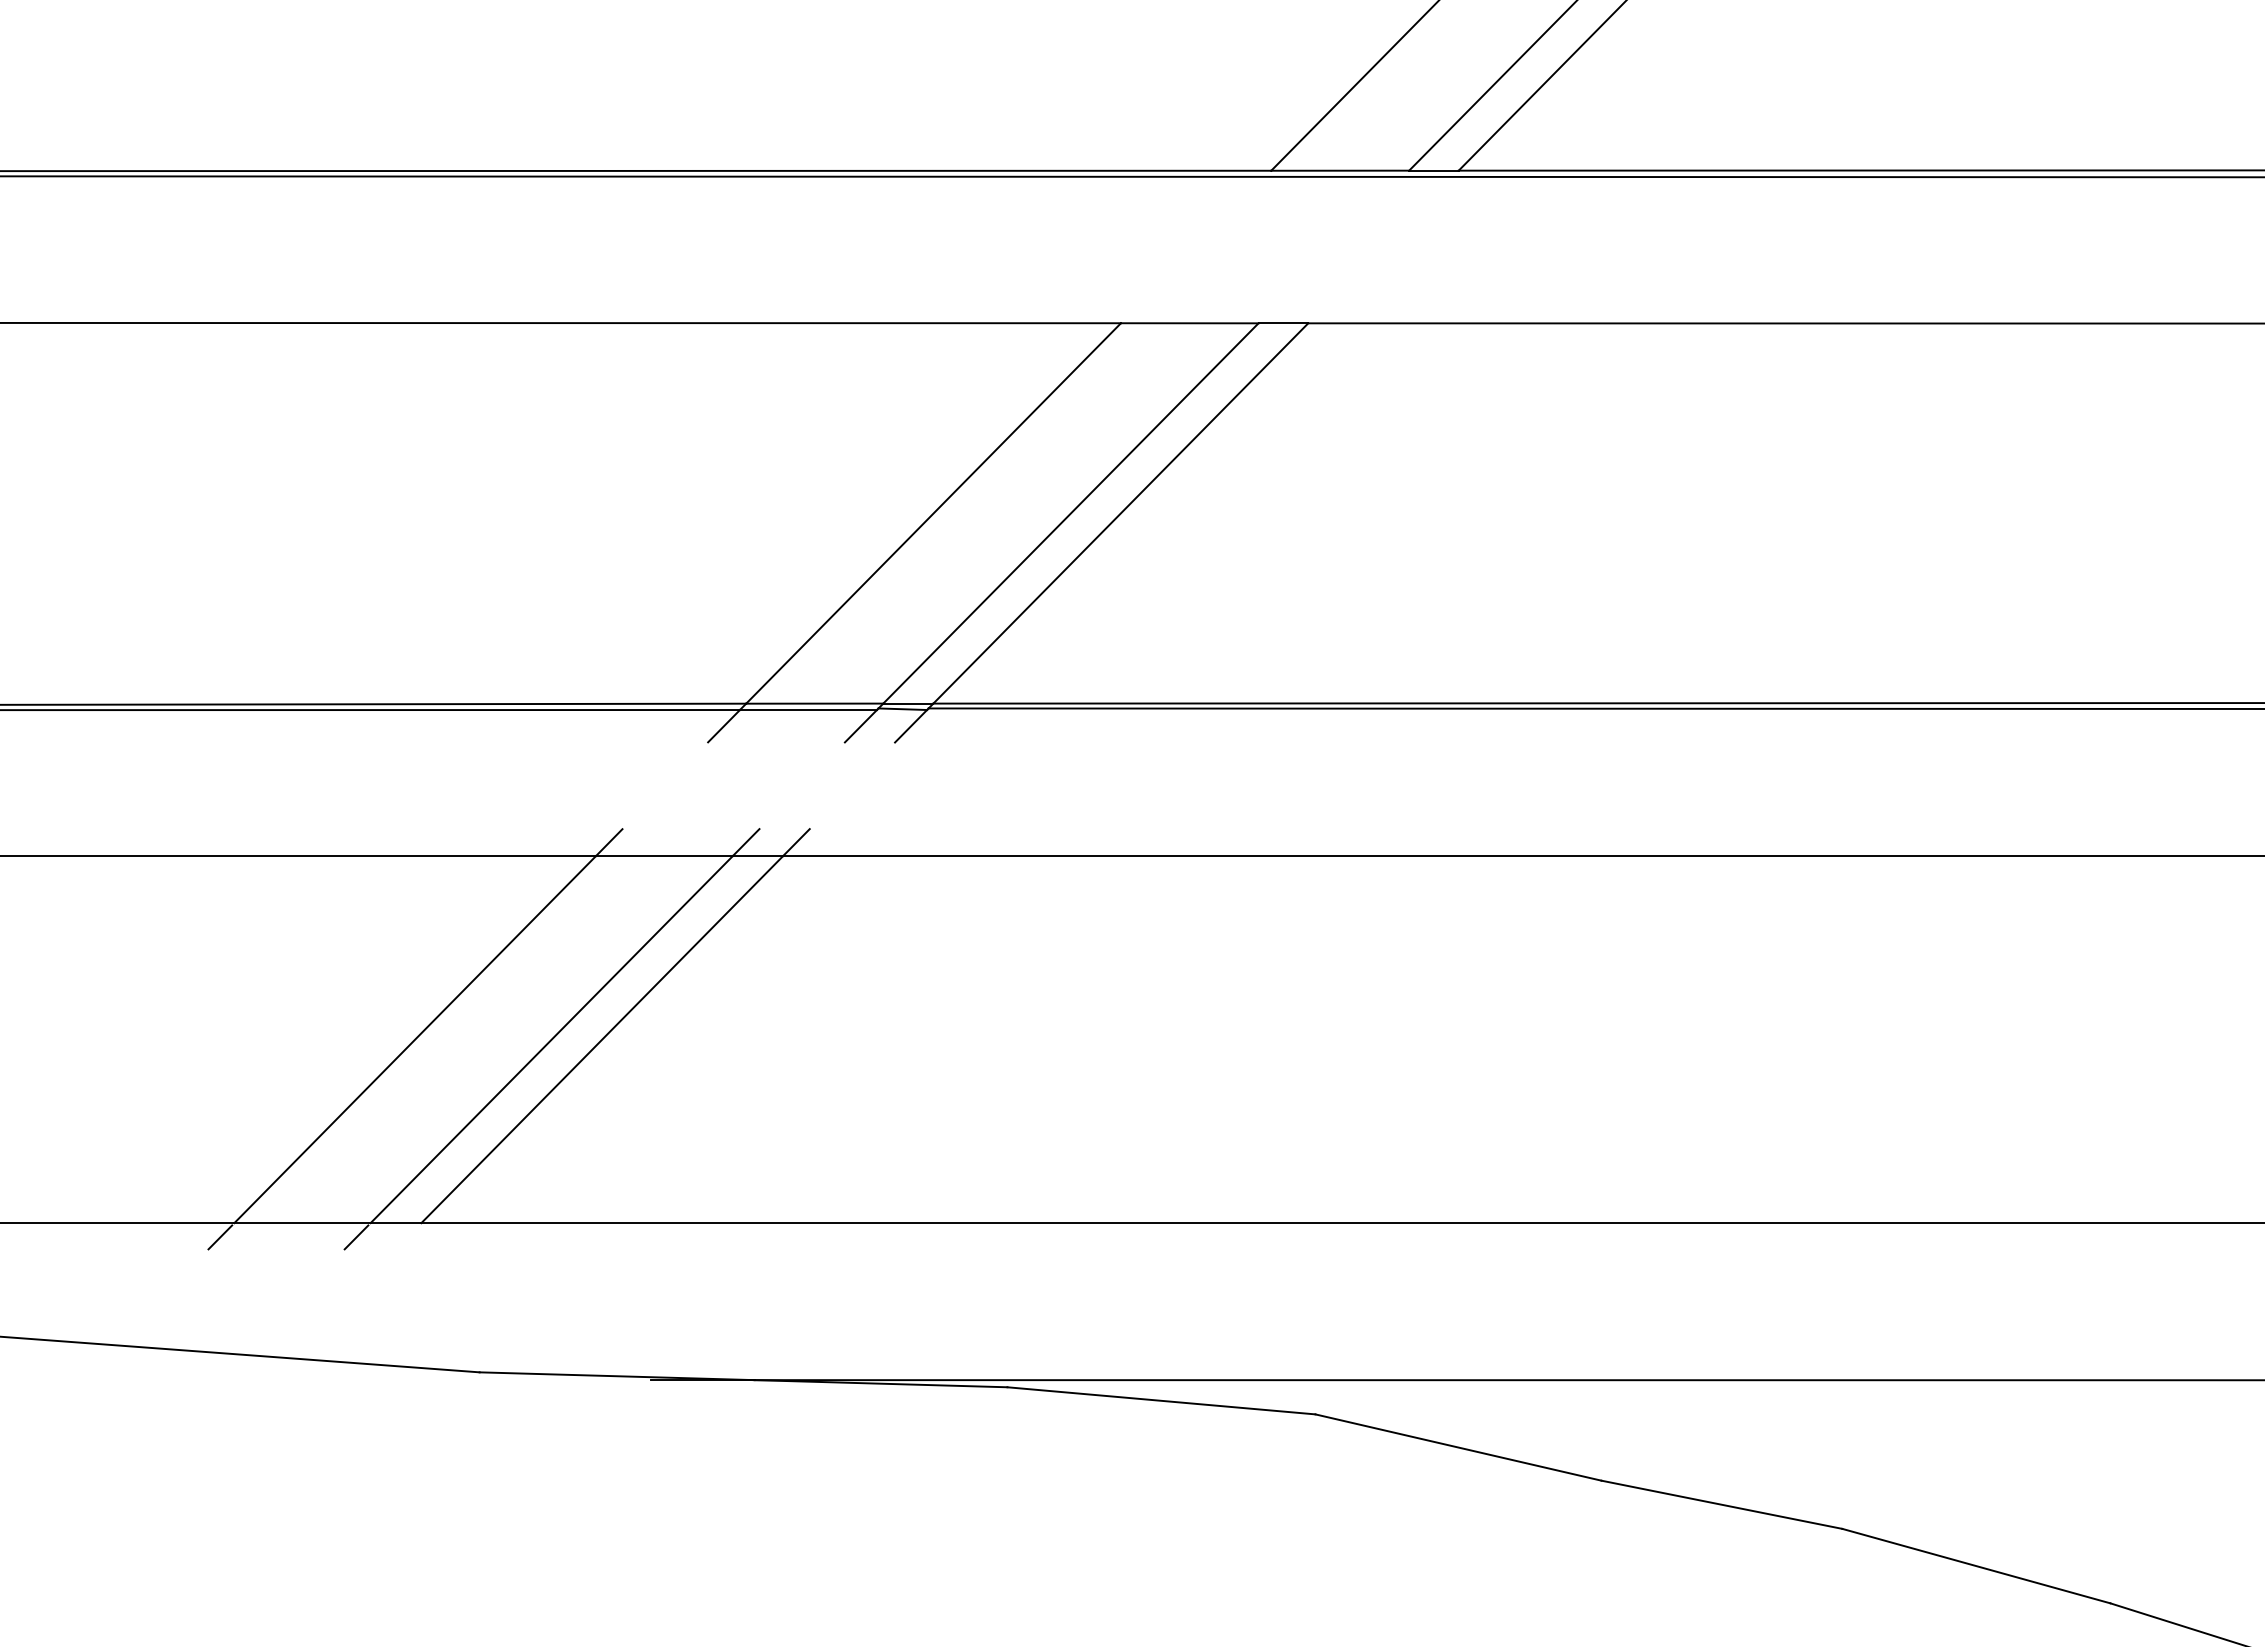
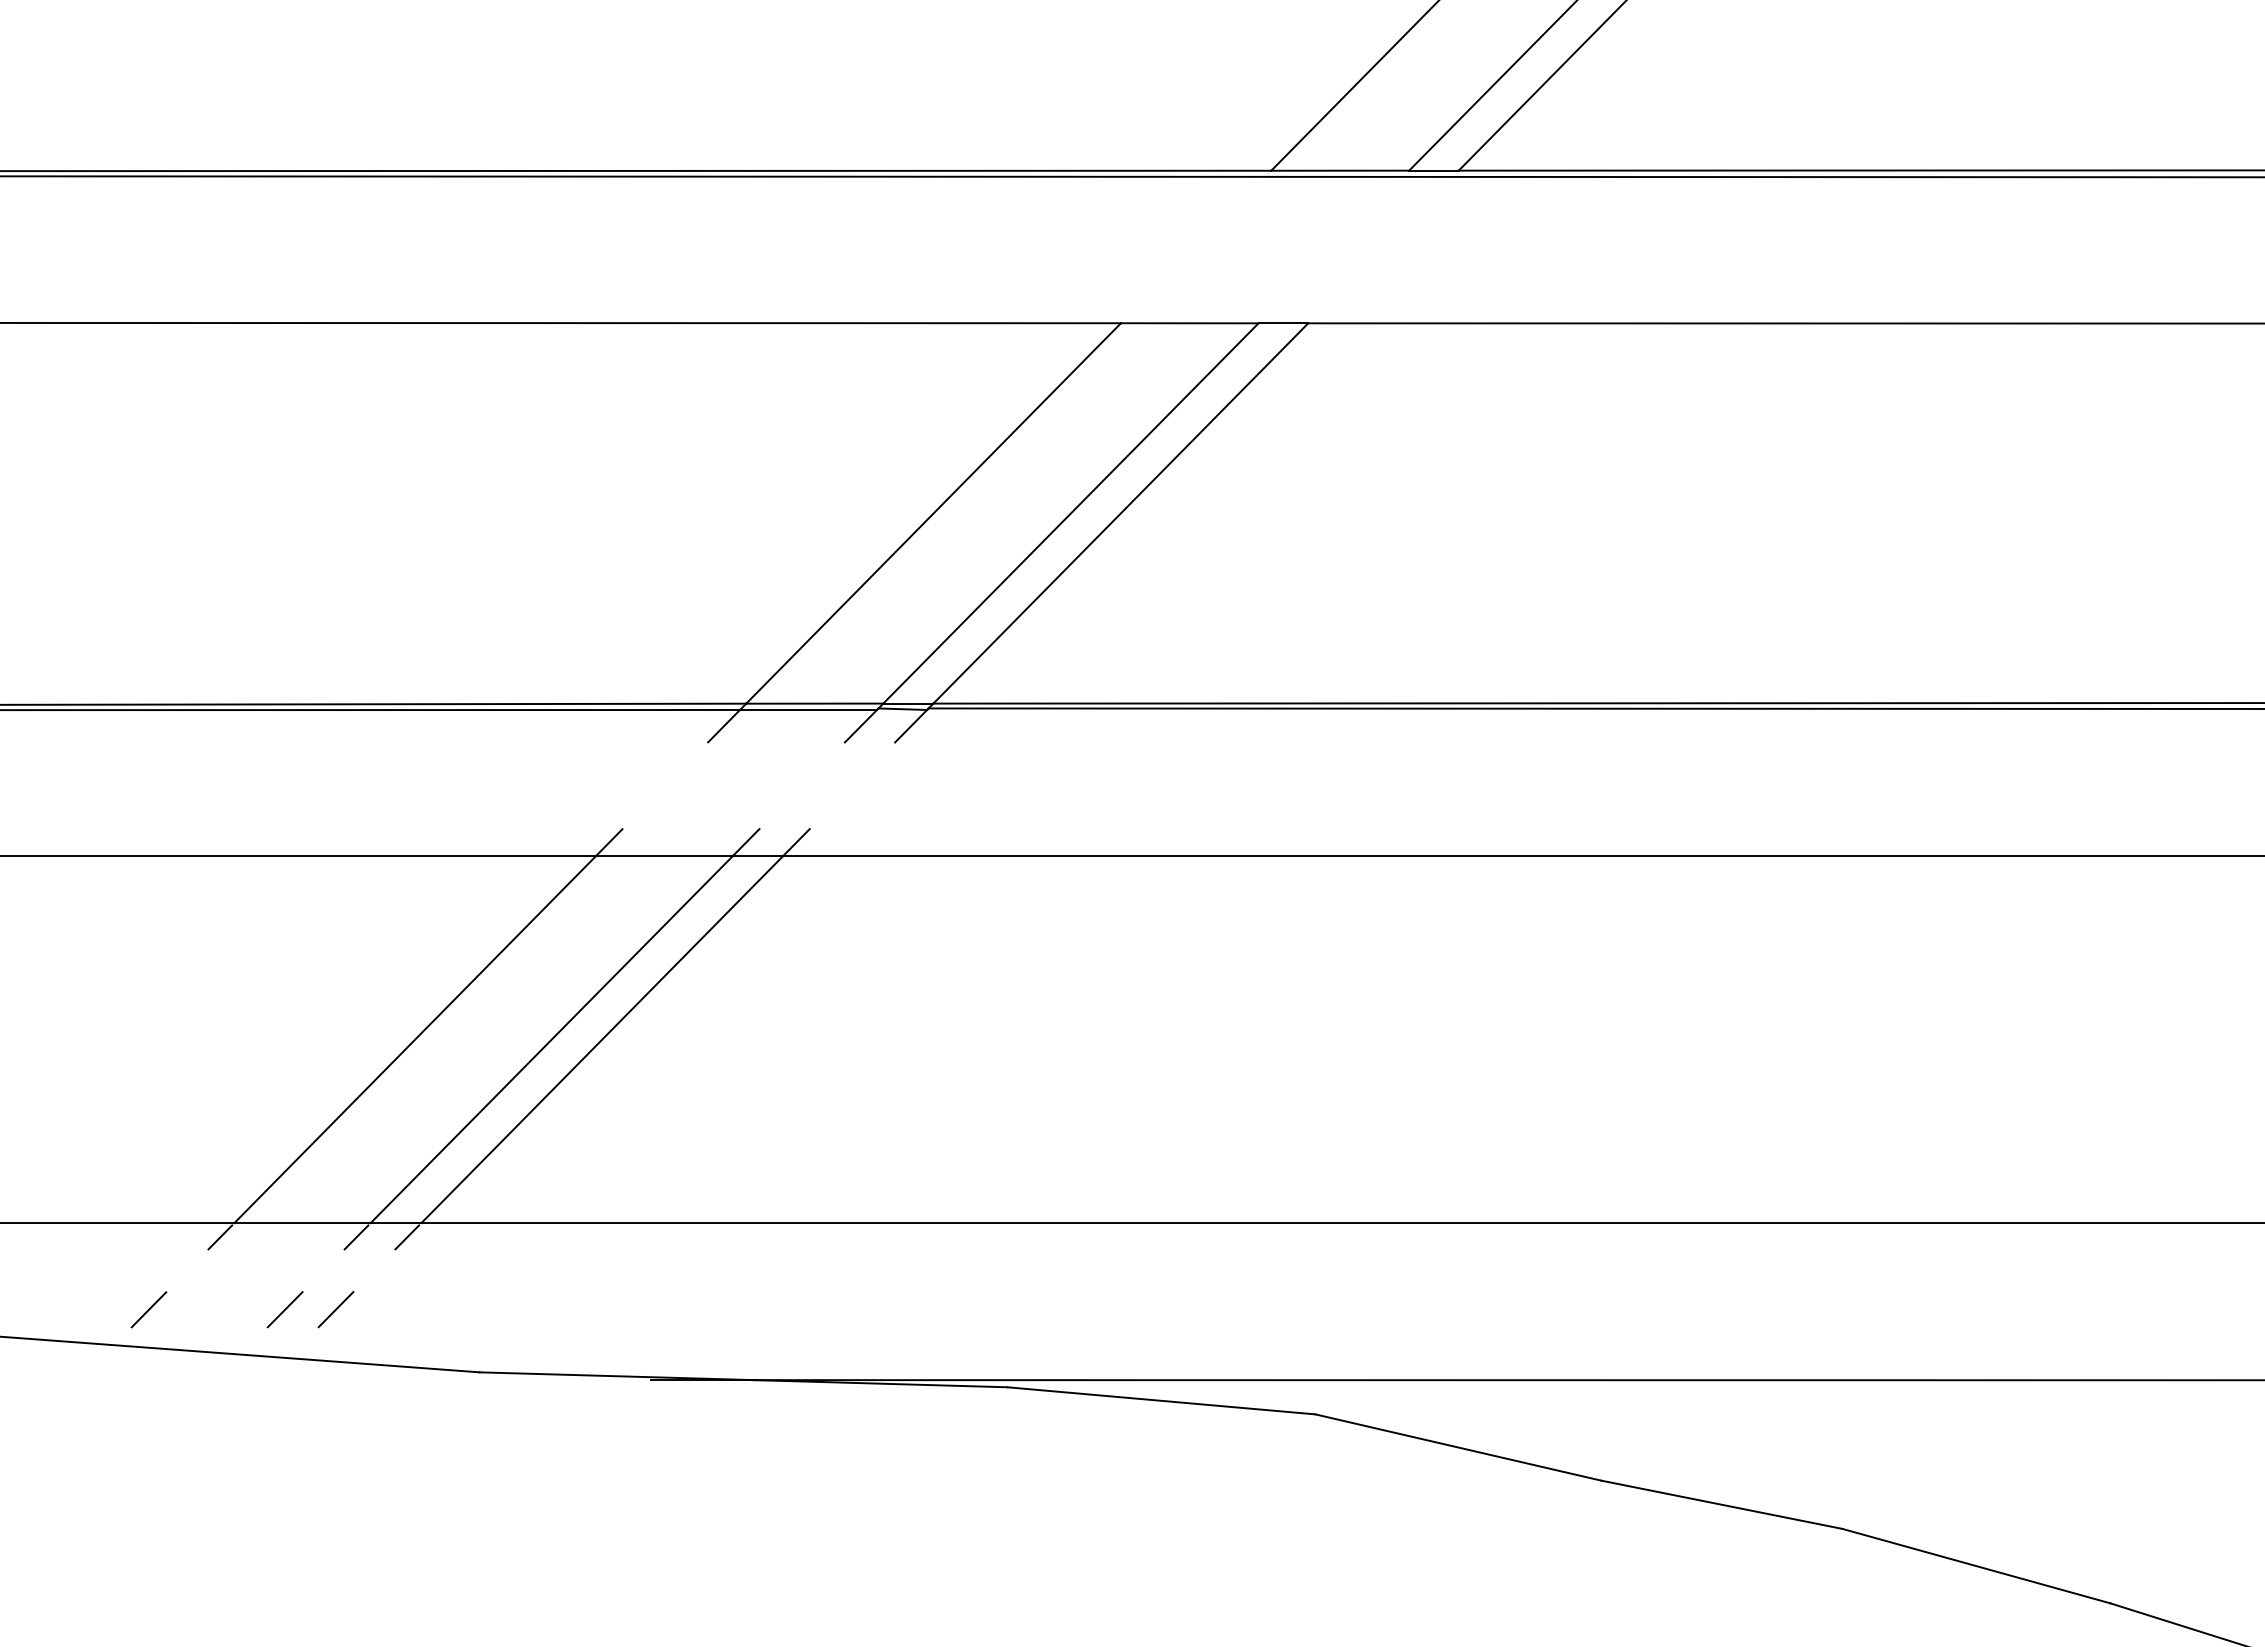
line: none -> present (407, 1237)
line: none -> present (148, 1309)
line: none -> present (284, 1309)
line: none -> present (335, 1309)
